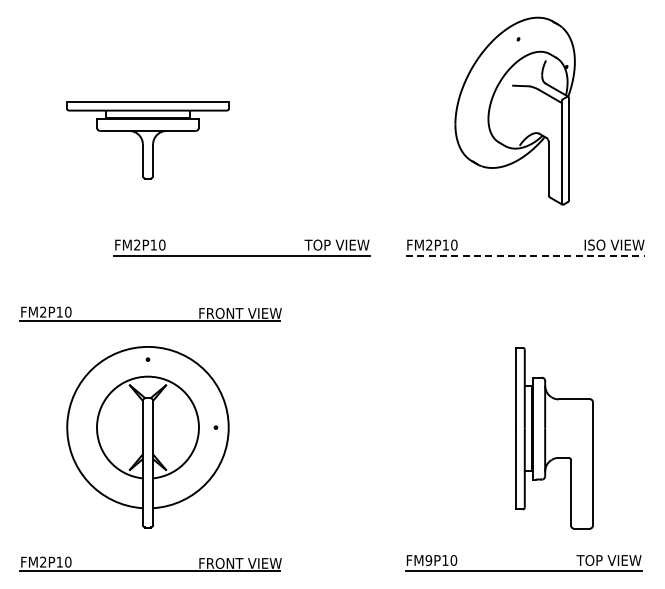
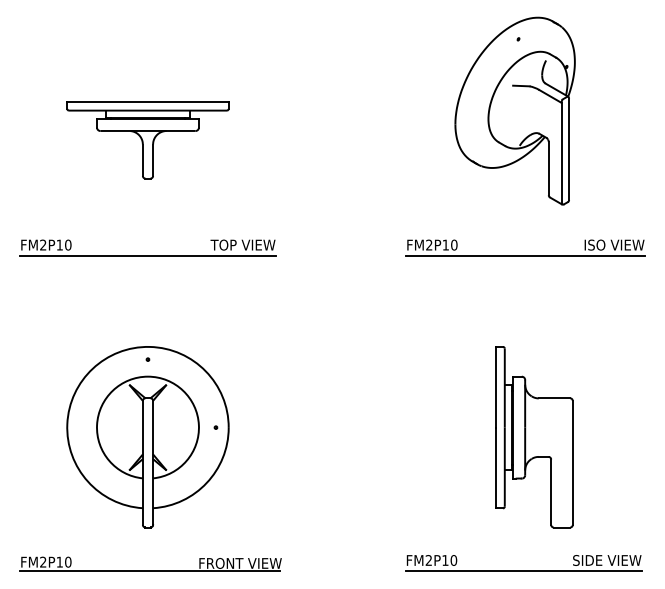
part position: (241, 255) -> (147, 255) (147, 255)
line: dashed -> solid (525, 255)
part: present -> none (150, 320)
part position: (554, 438) -> (534, 437) (534, 437)
text: FM9P10 -> FM2P10 (428, 560)
text: TOP VIEW -> SIDE VIEW (587, 560)
